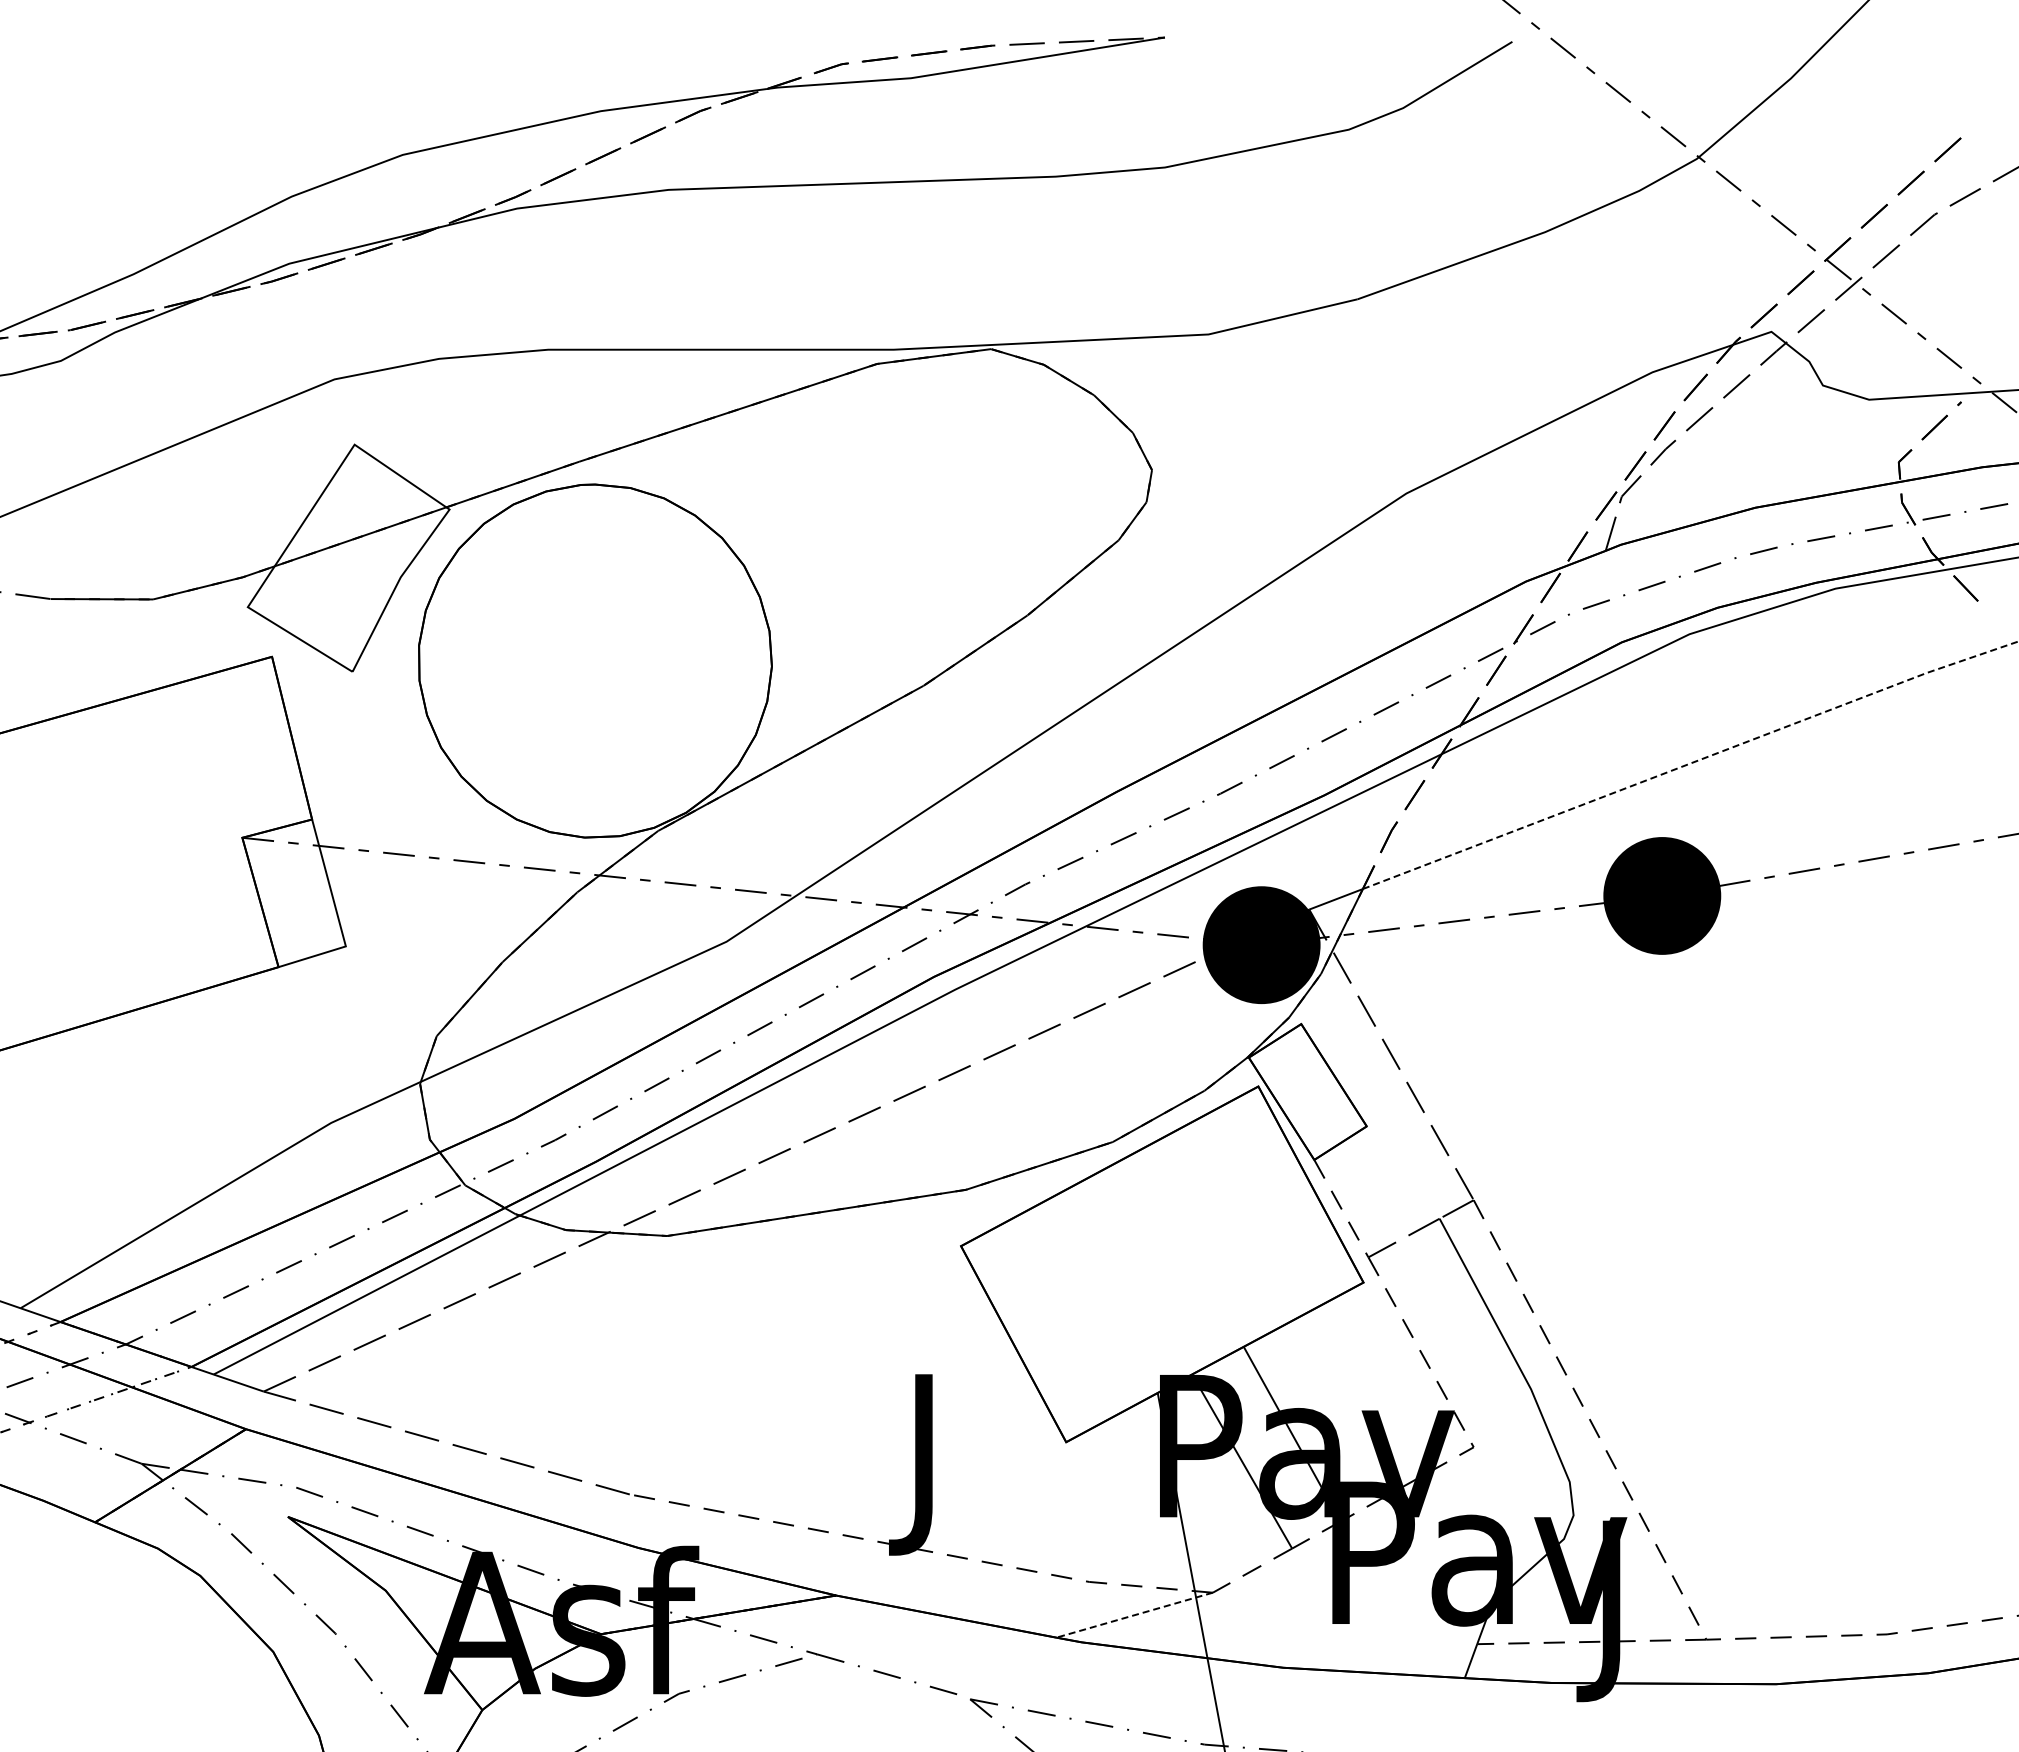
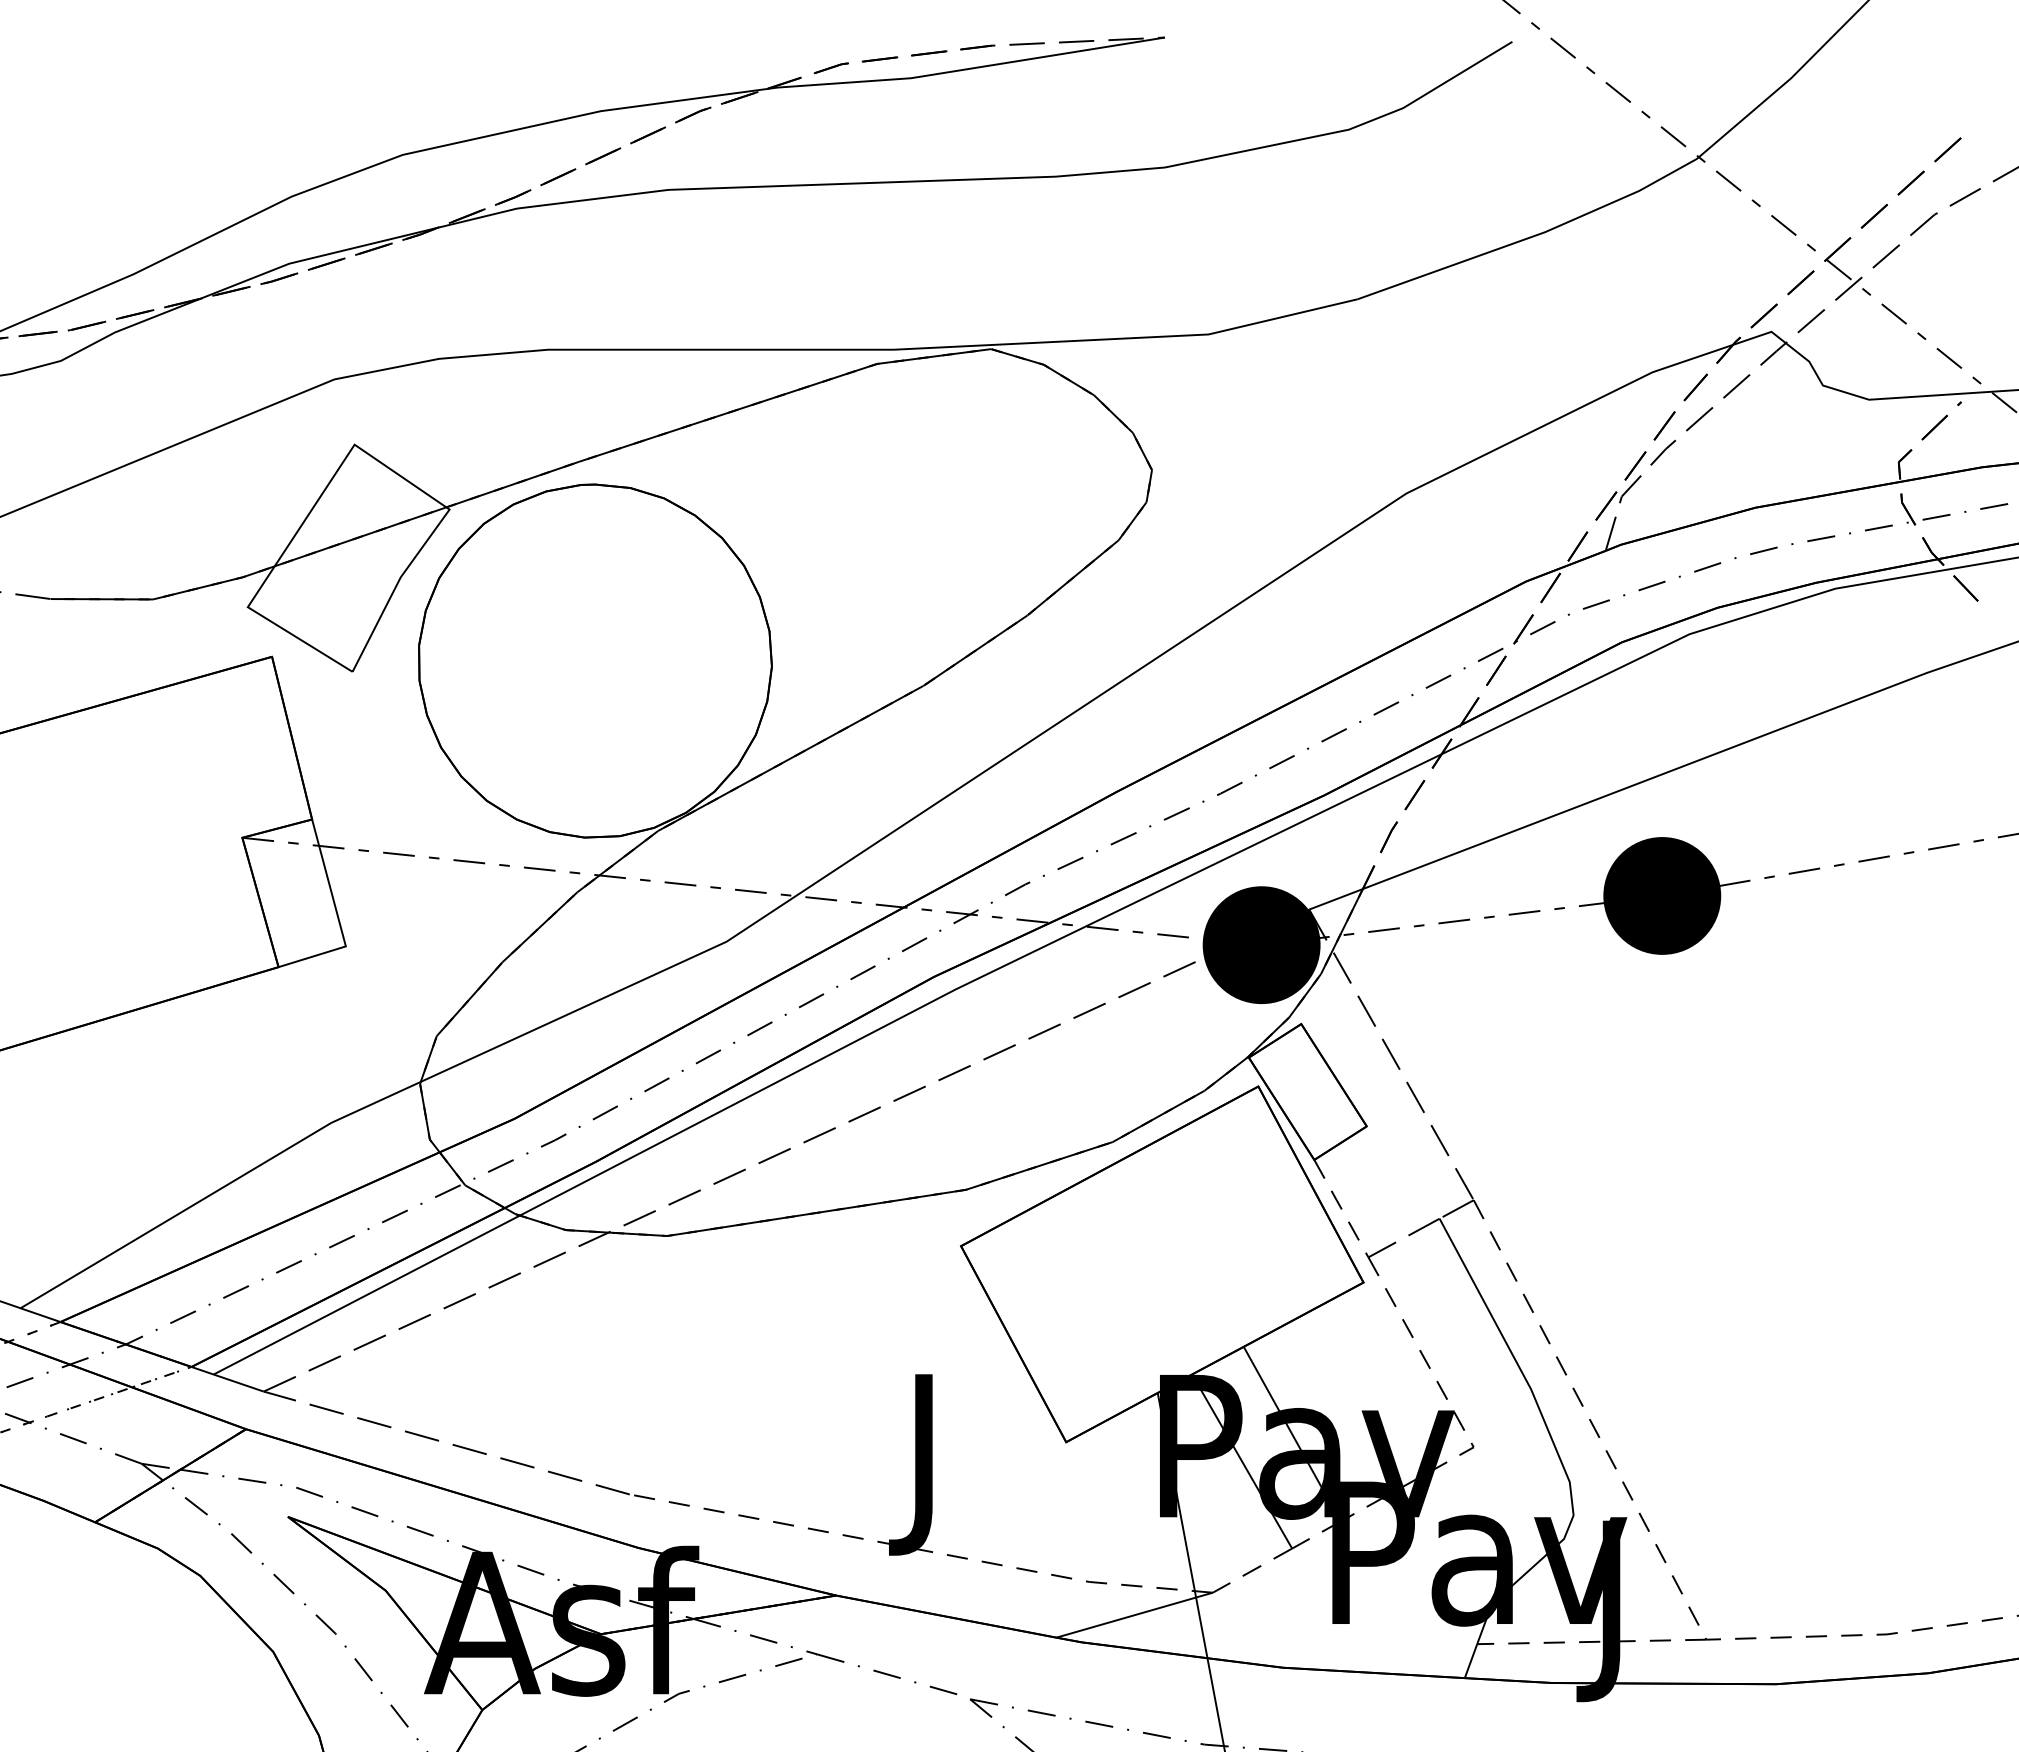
line: dashed -> solid (1691, 763)
line: dashed -> solid (1134, 1615)
